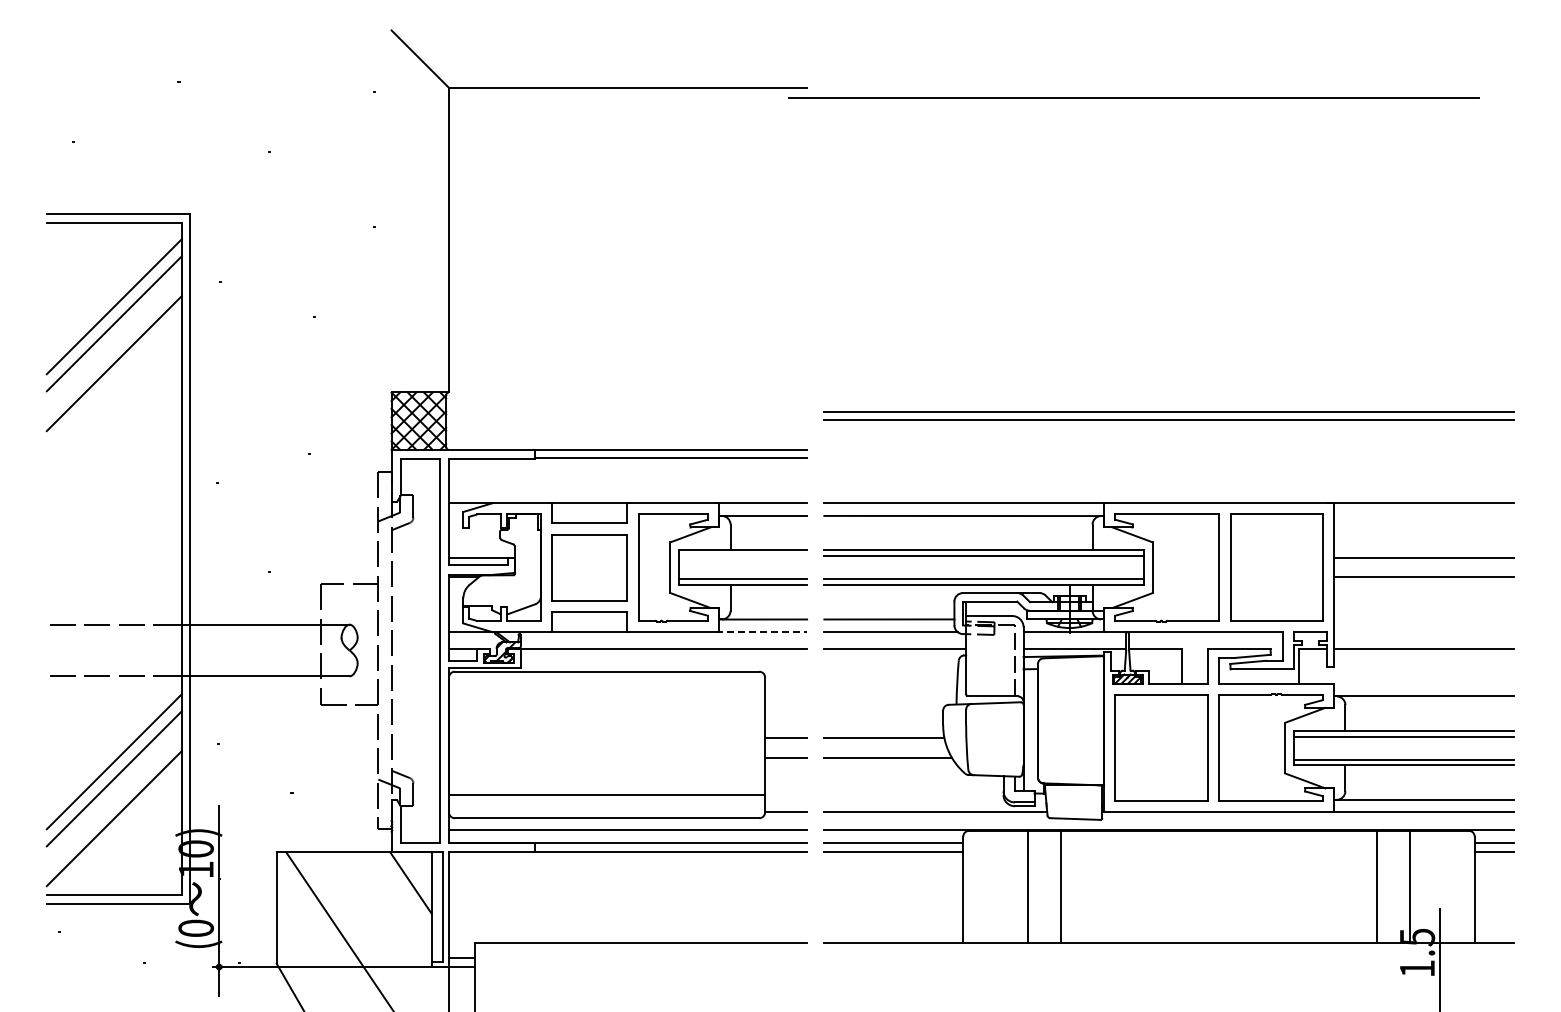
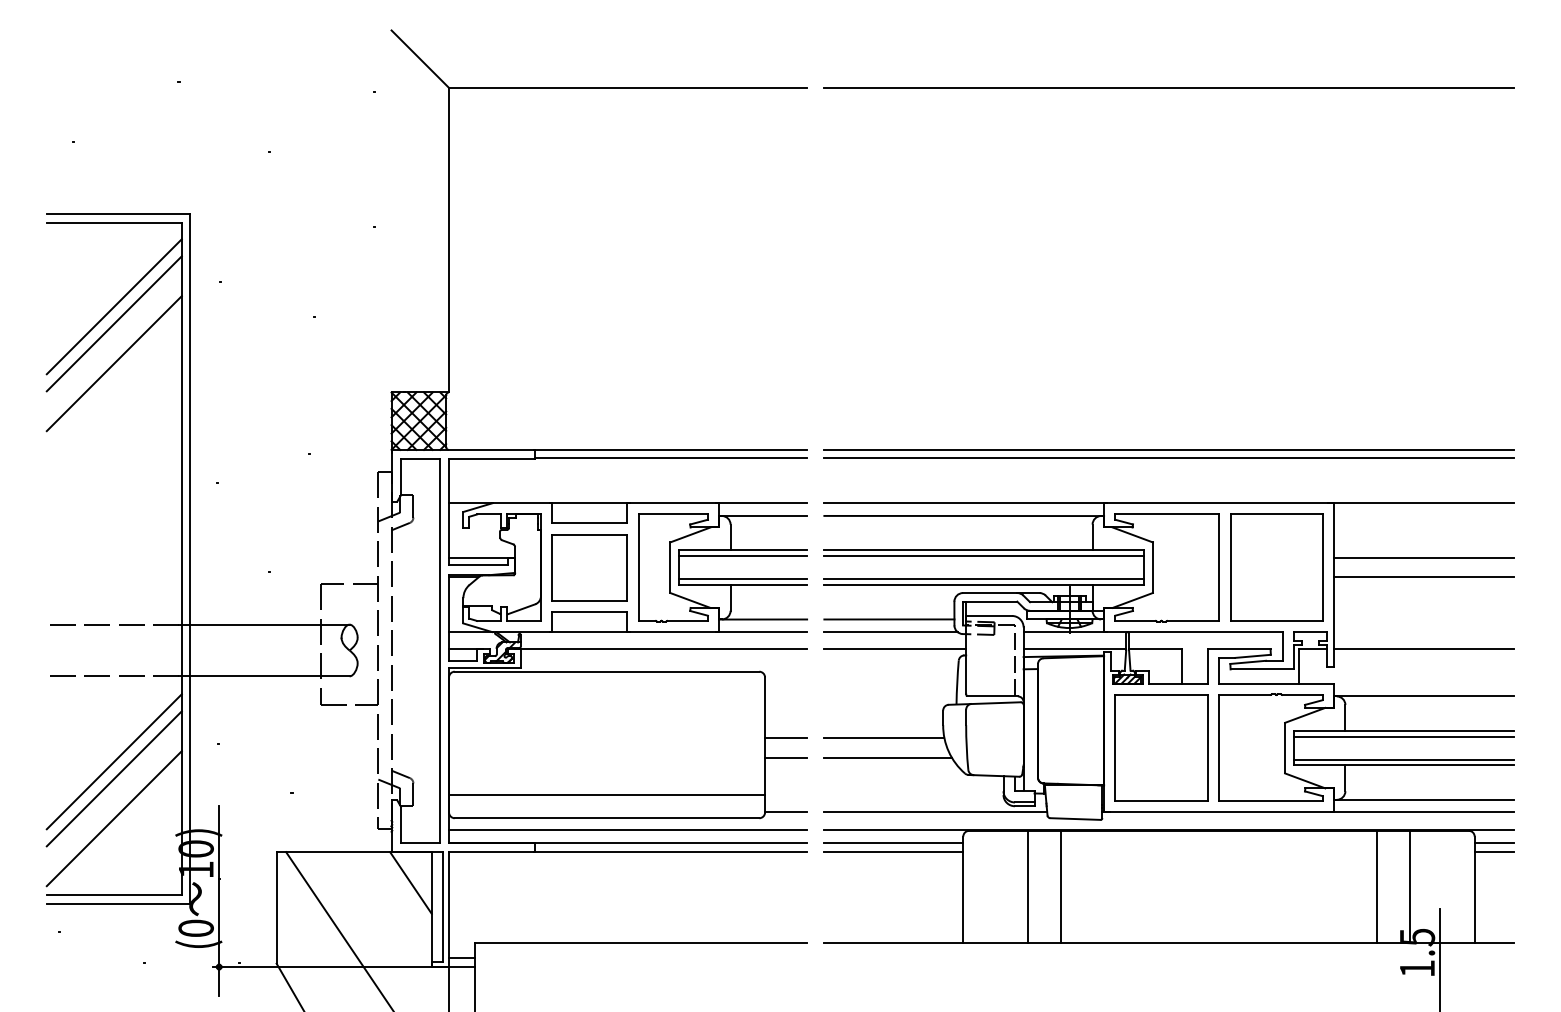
line position: (1133, 97) -> (1168, 87) (1168, 87)
part position: (1168, 415) -> (1168, 453) (1168, 453)
line: none -> present (742, 556)
line: dashed -> solid (762, 632)
